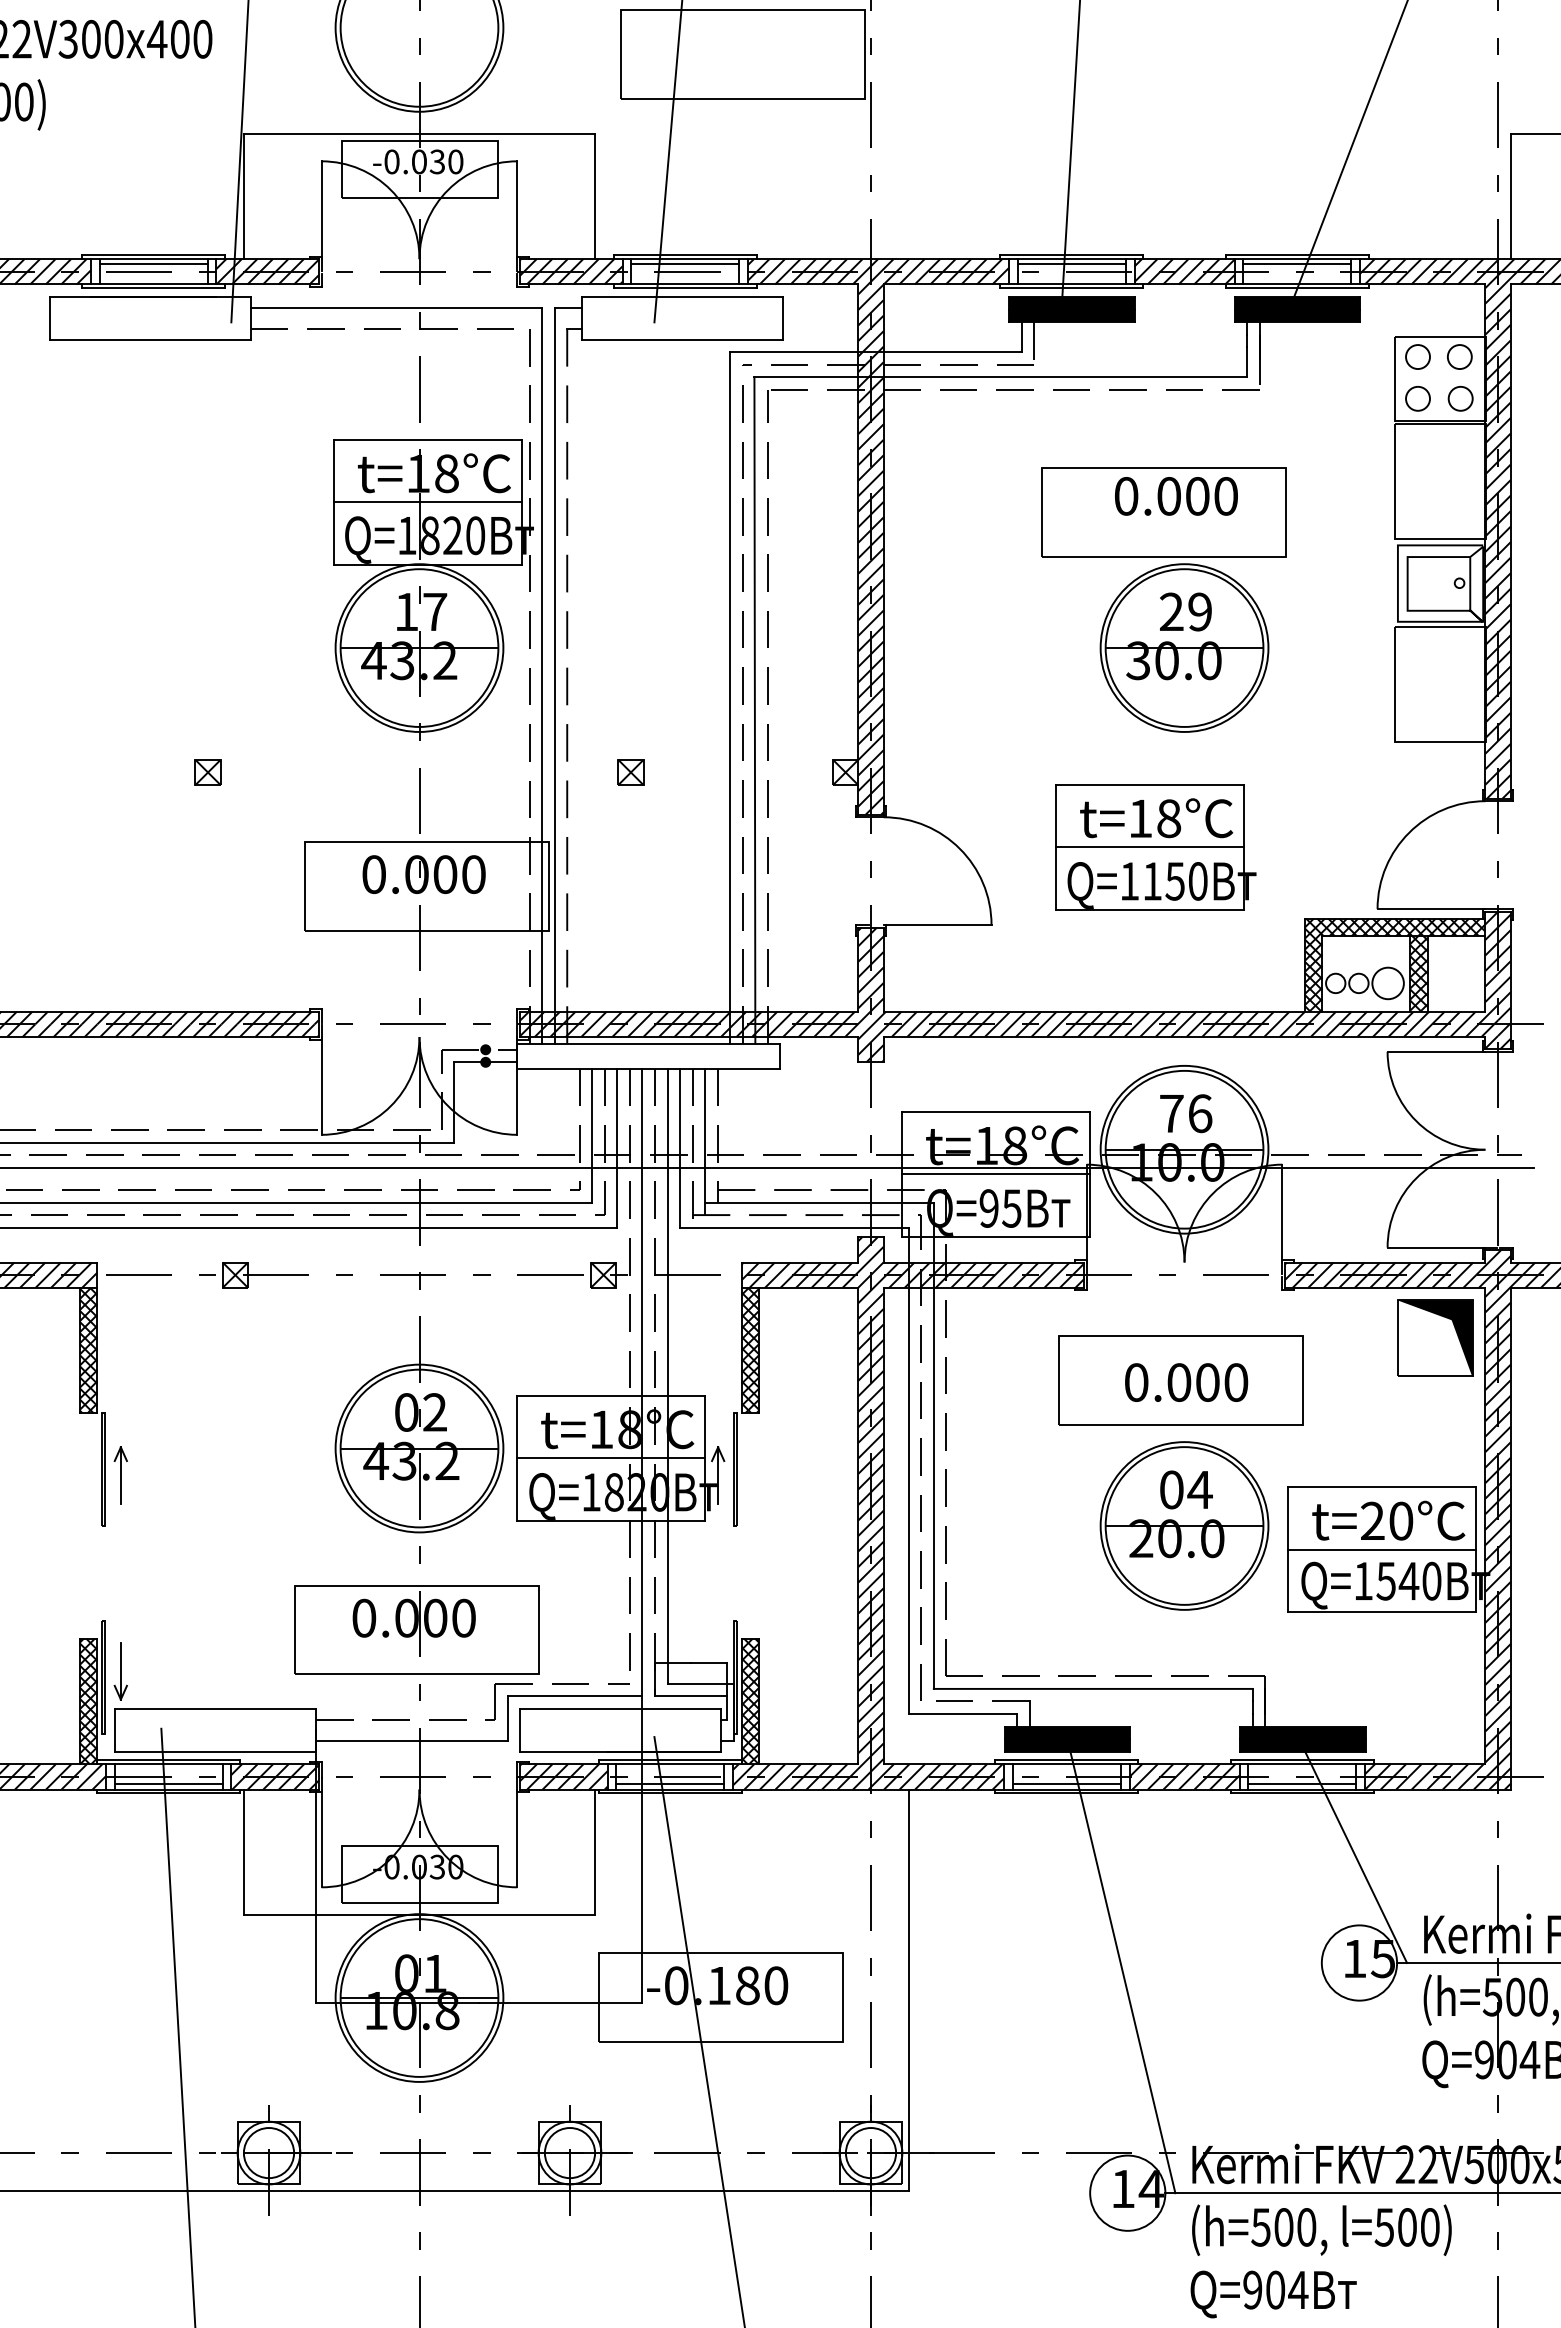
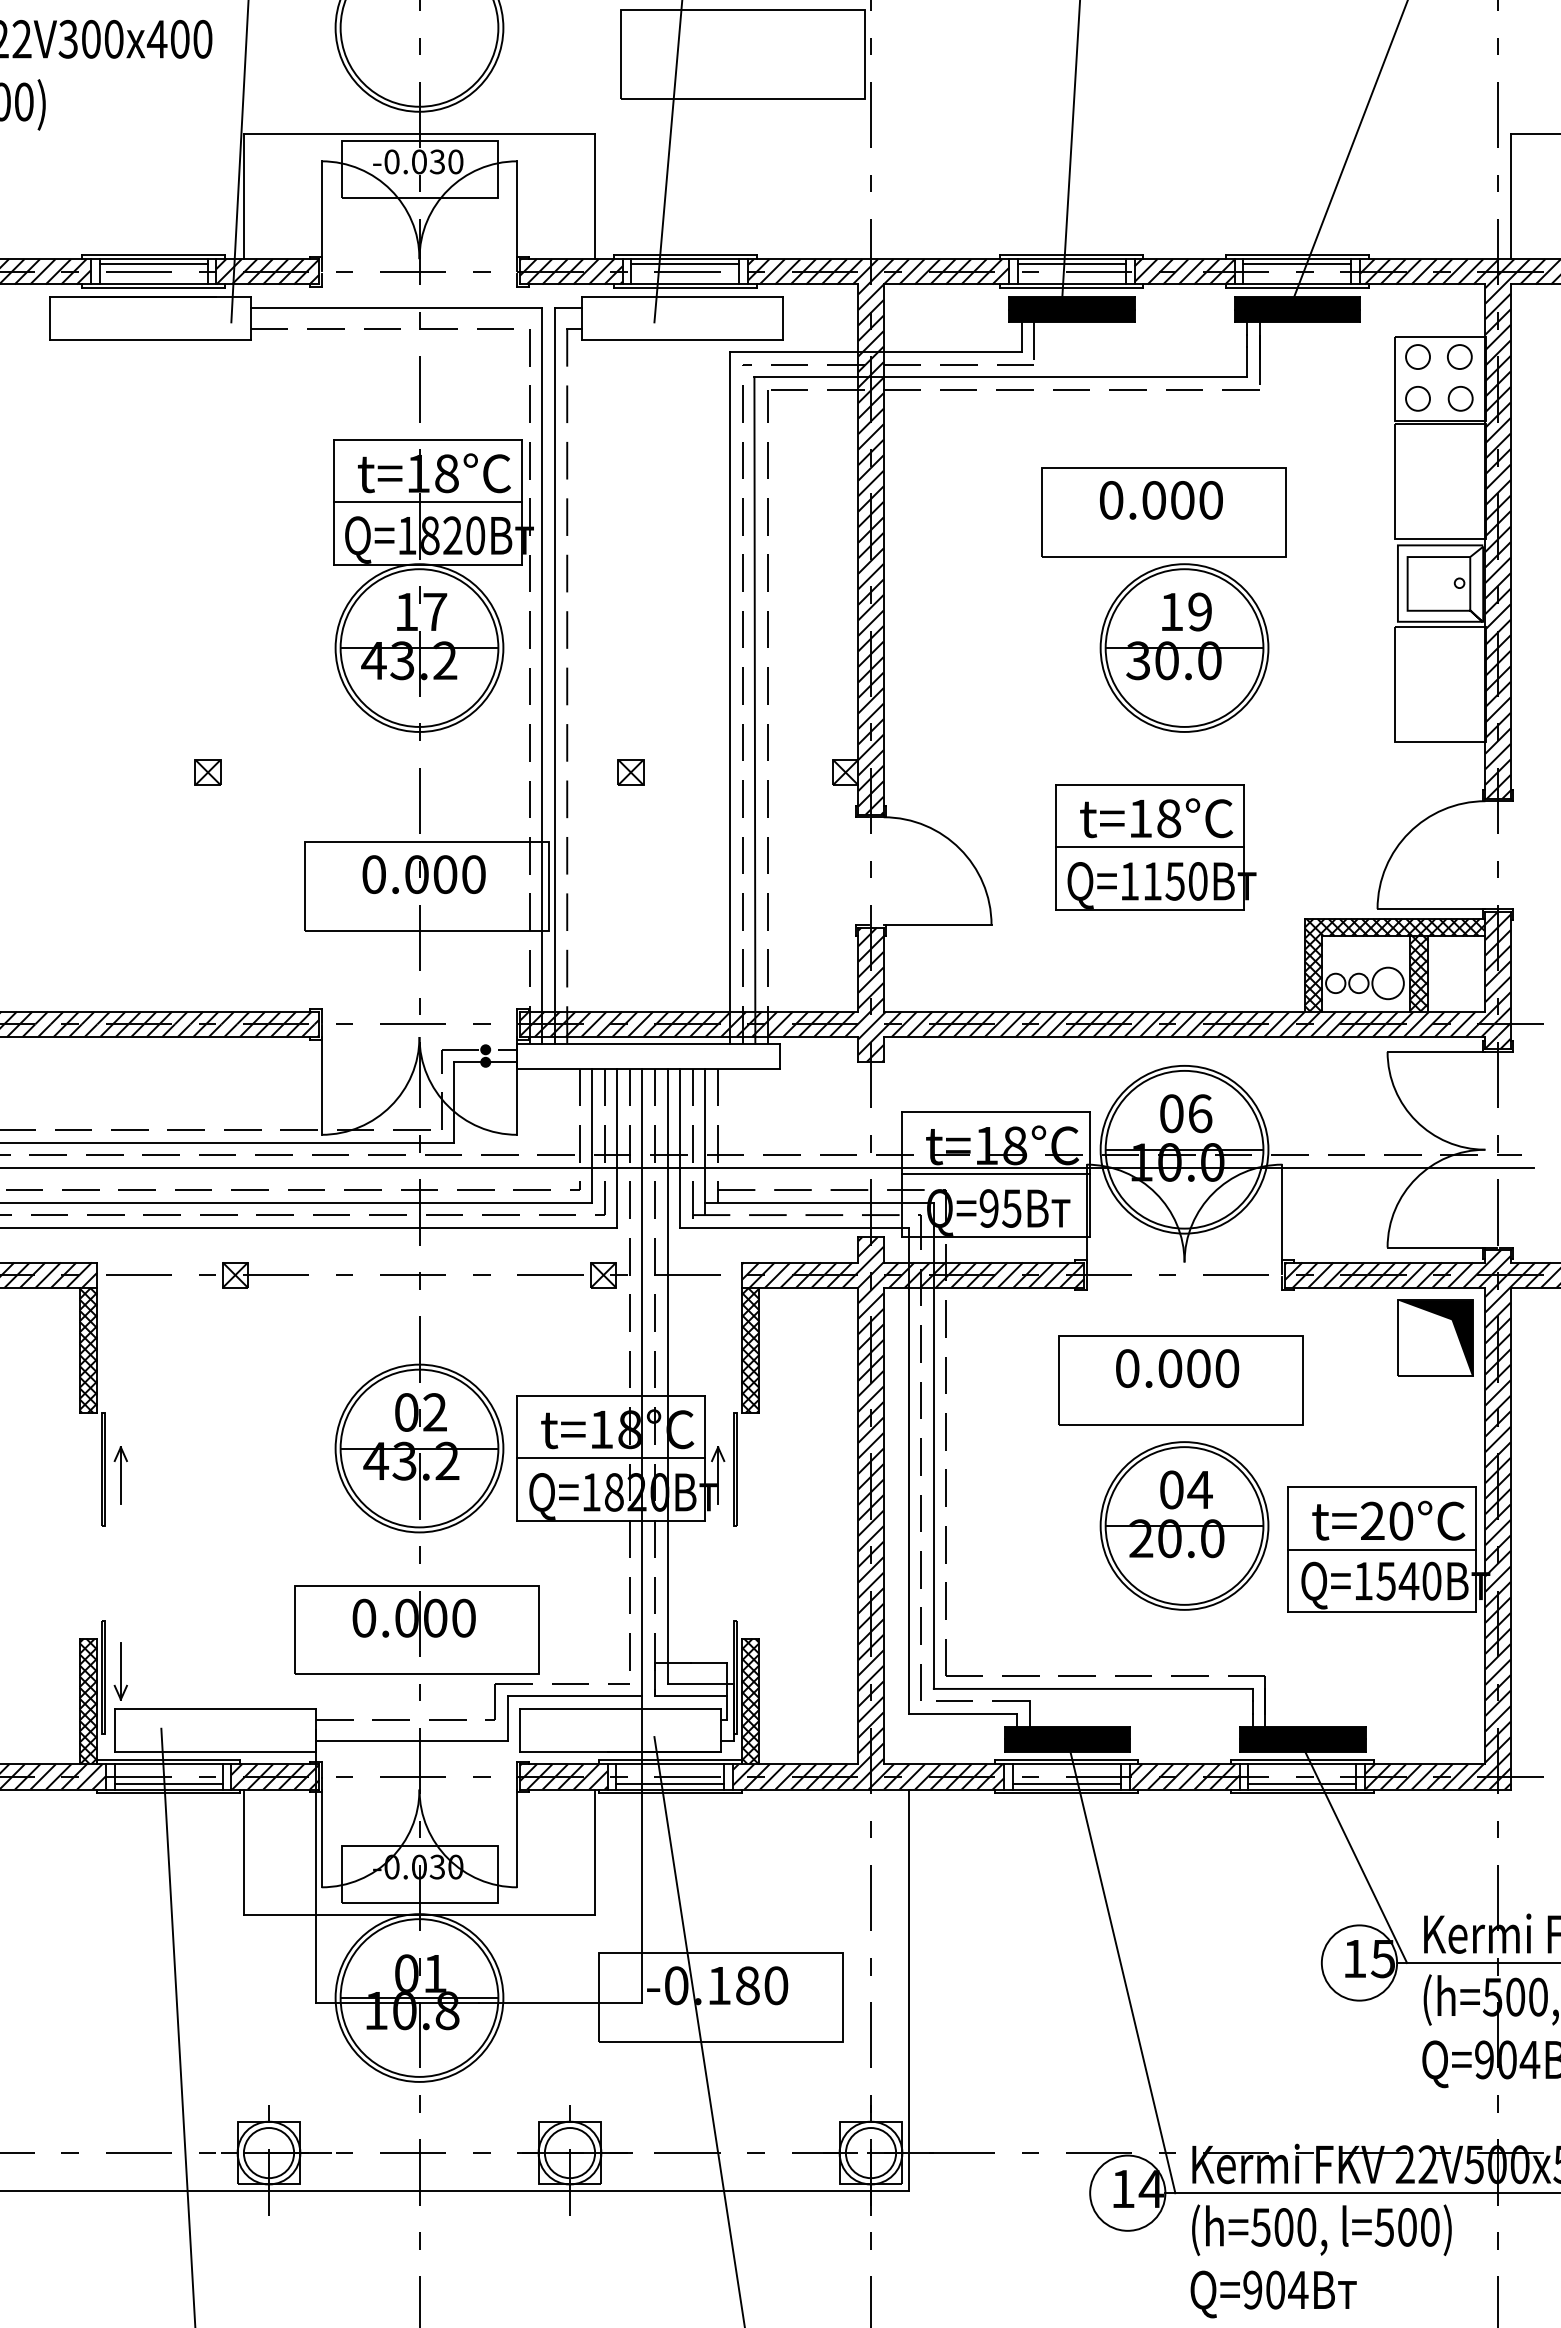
text position: (1176, 496) -> (1161, 500) (1161, 500)
text: 29 -> 19 (1171, 611)
text: 76 -> 06 (1171, 1113)
text position: (1186, 1382) -> (1177, 1368) (1177, 1368)
